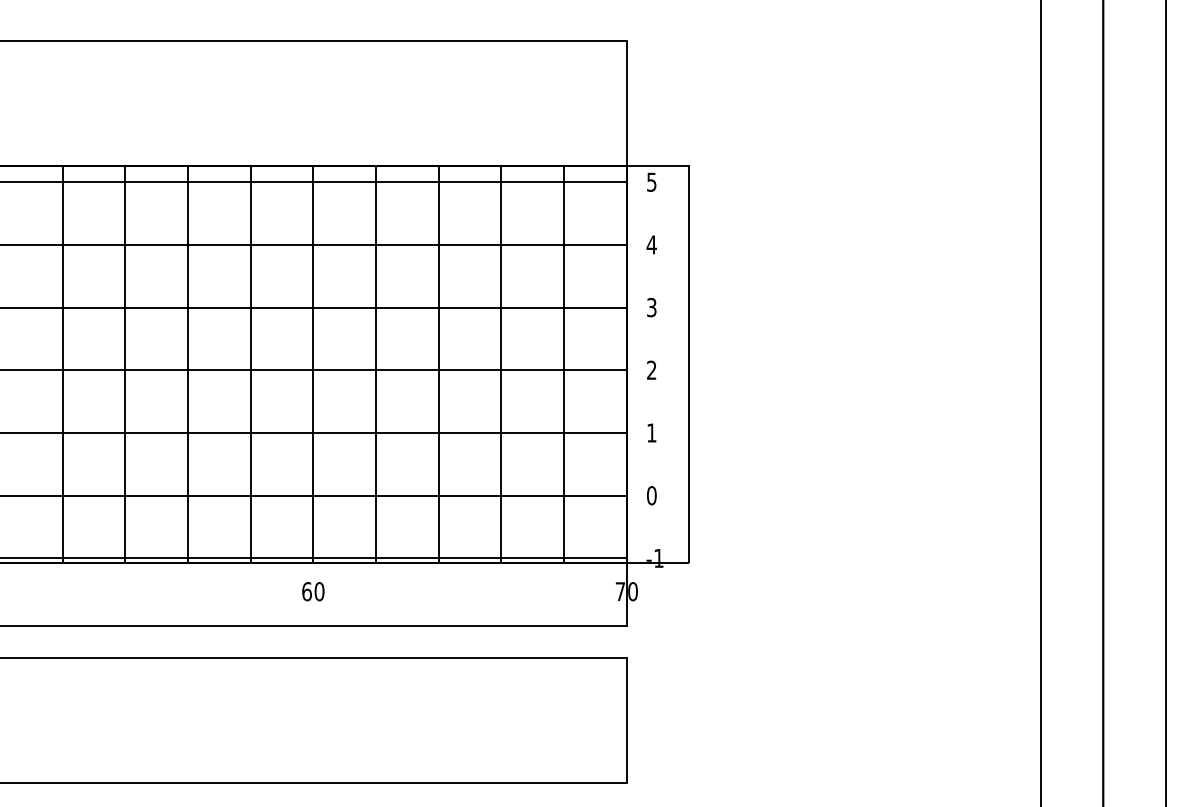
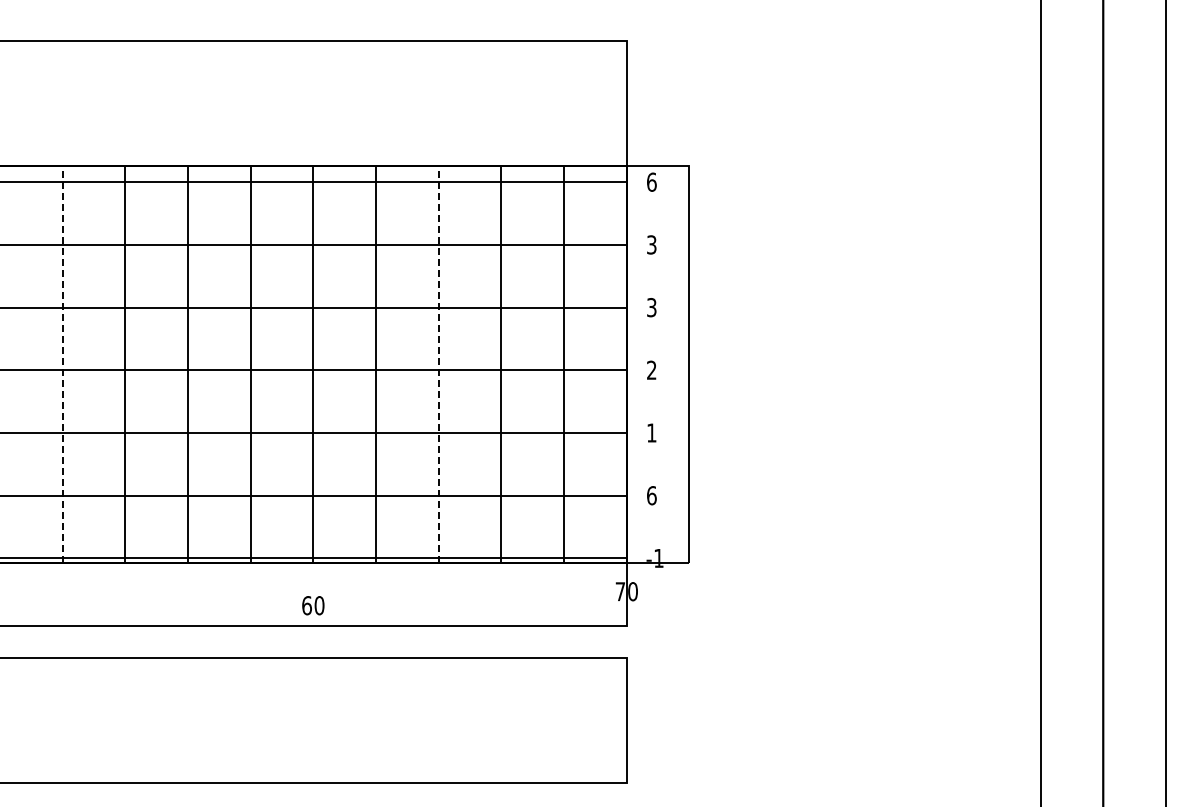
text: 5 -> 6 (651, 181)
text: 4 -> 3 (651, 244)
line: solid -> dashed (62, 364)
line: solid -> dashed (438, 364)
text: 0 -> 6 (651, 495)
text position: (313, 591) -> (313, 605) (313, 605)
